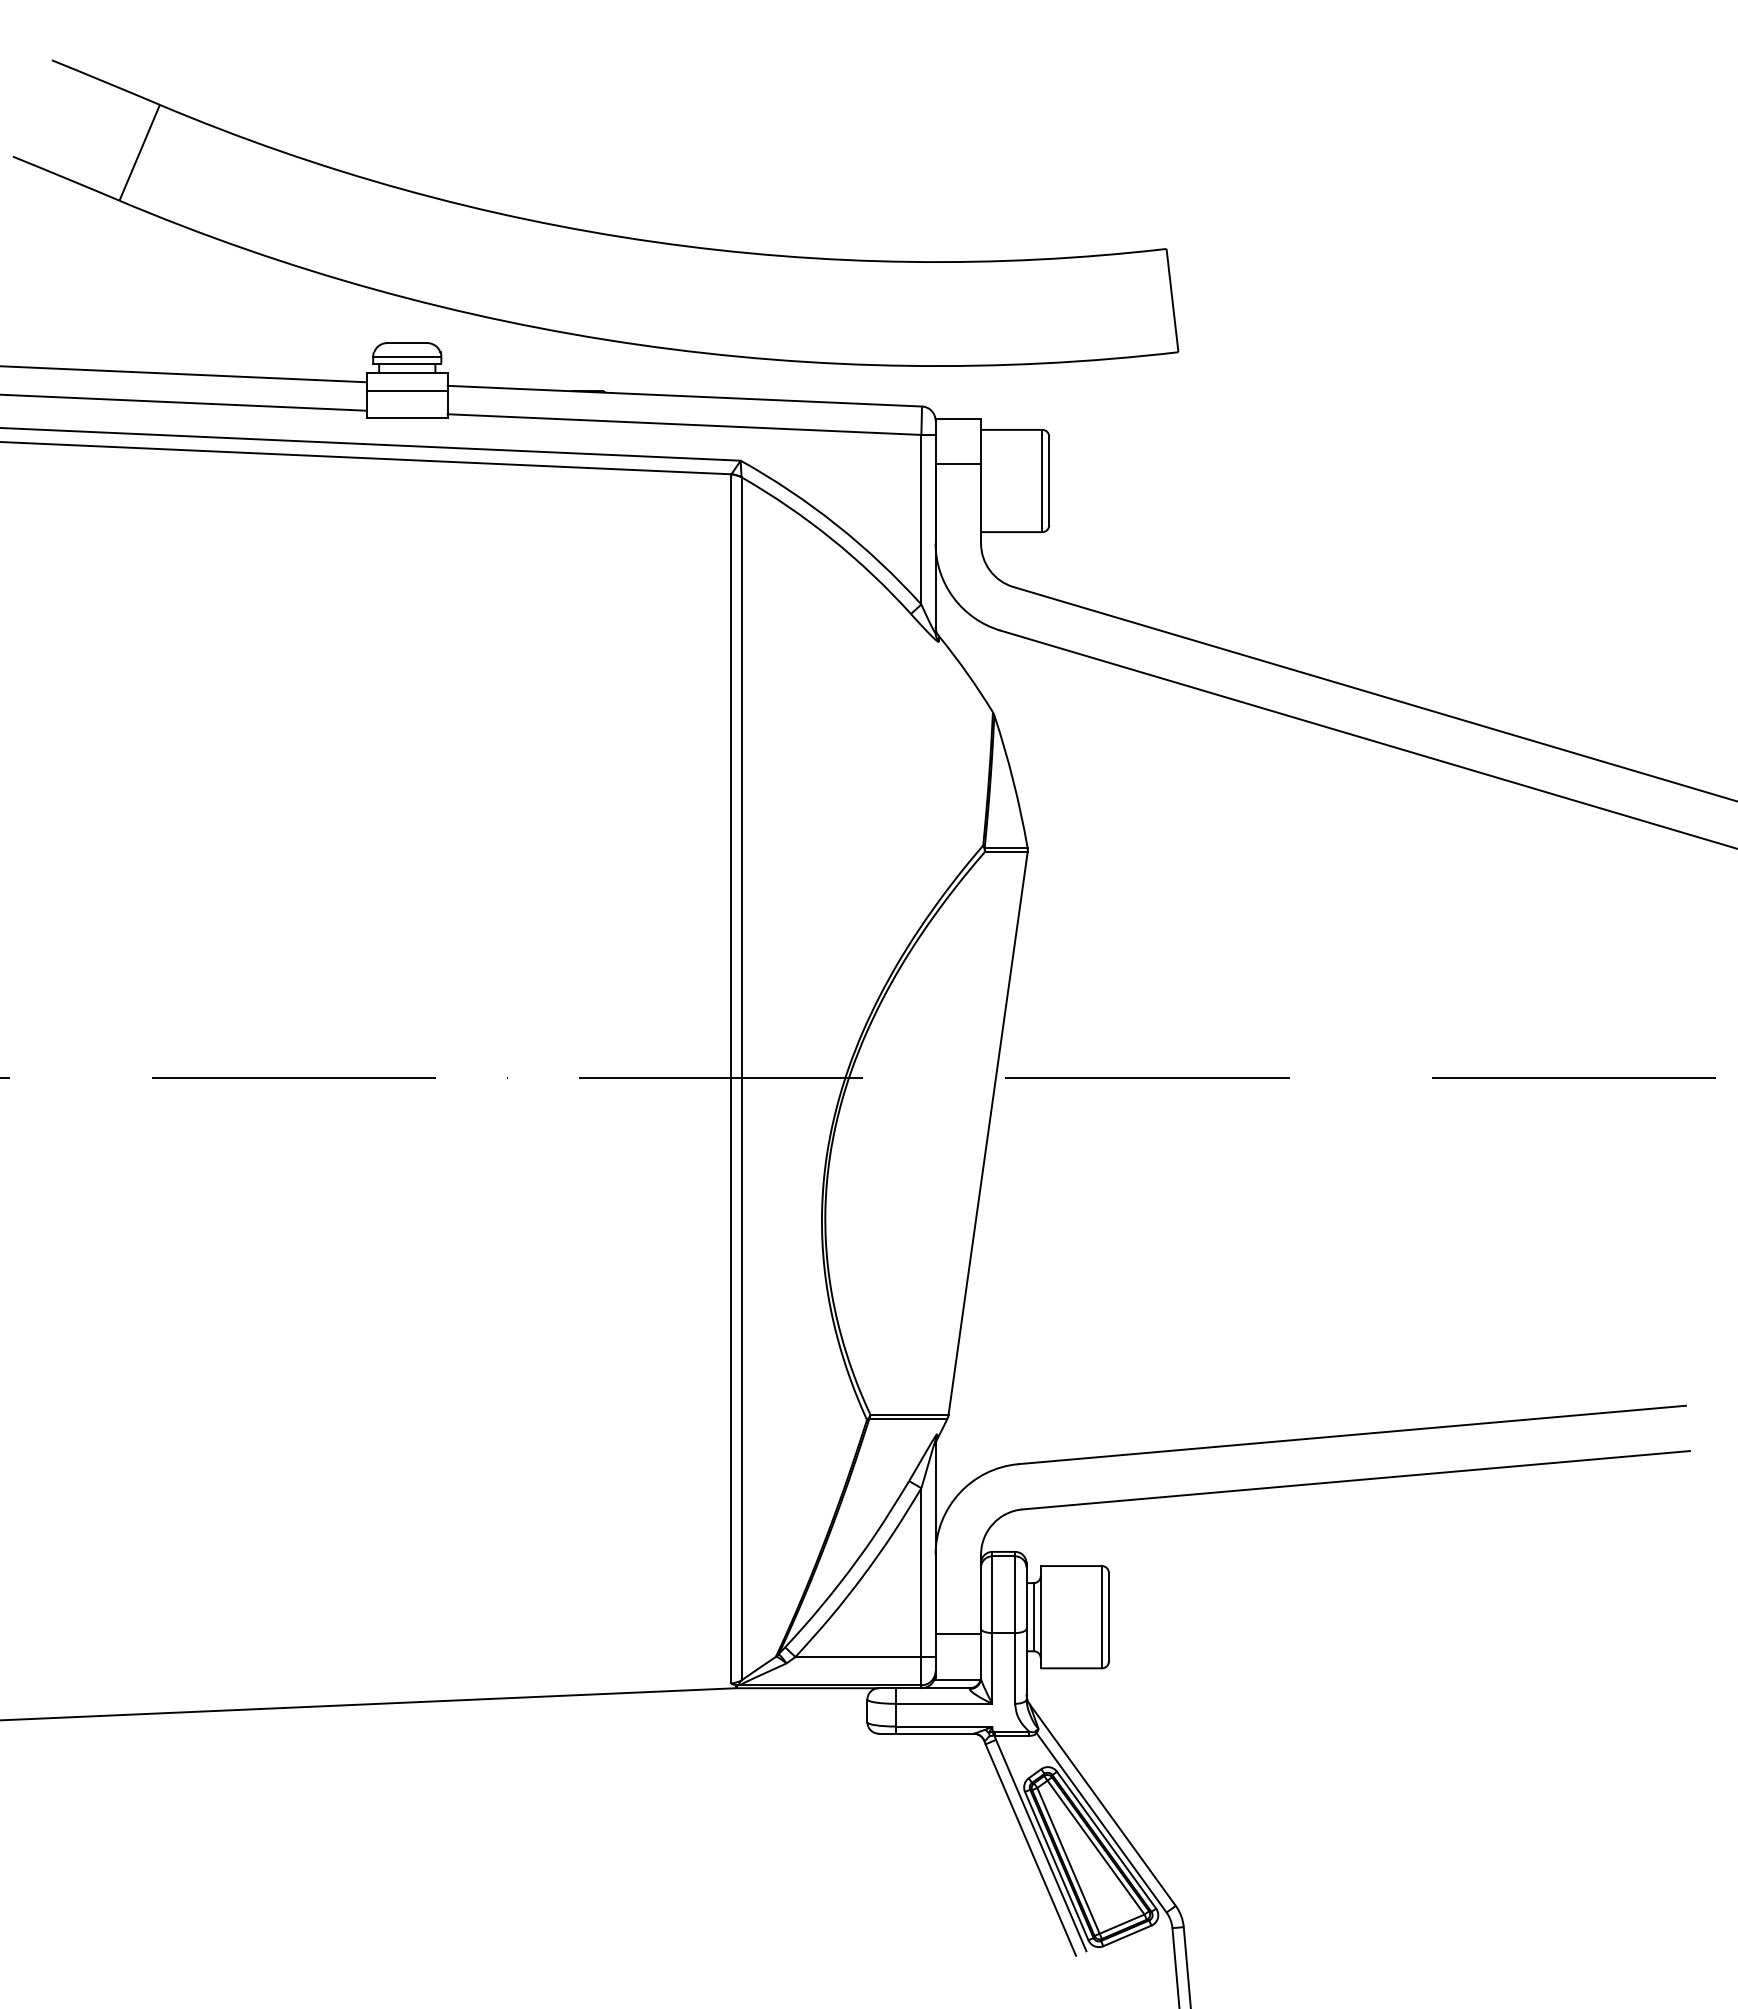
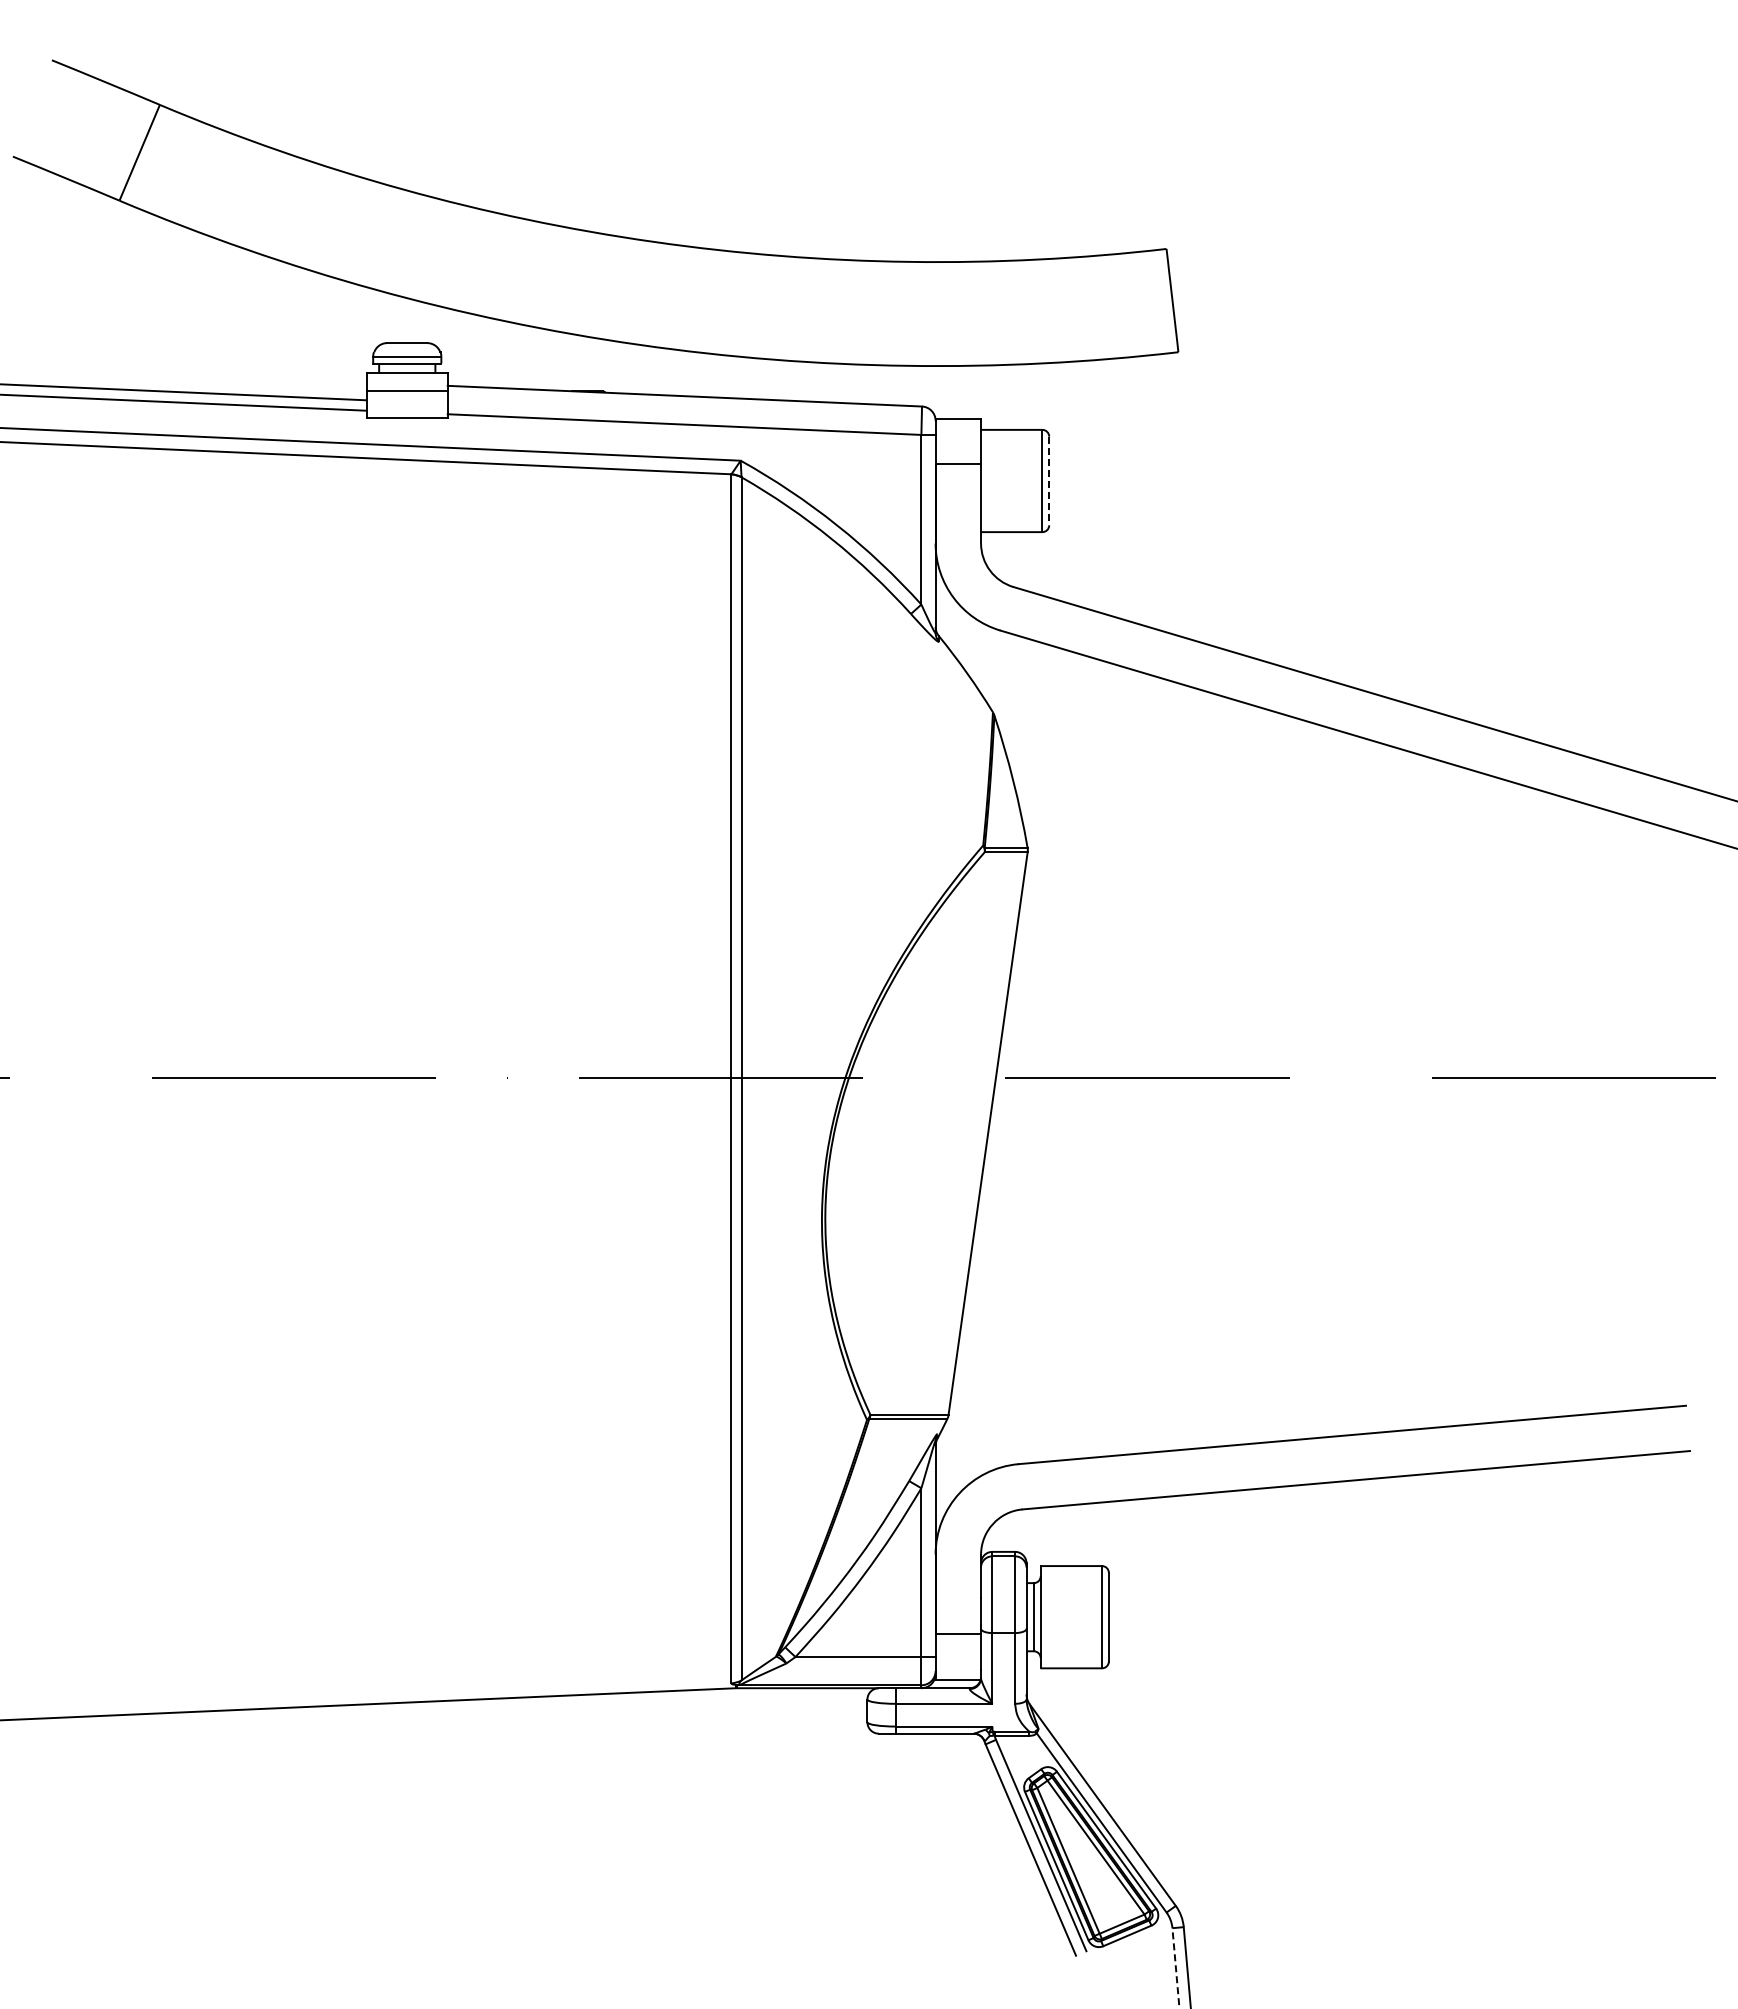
line position: (184, 374) -> (183, 392) (183, 392)
line: solid -> dashed (1049, 481)
line: solid -> dashed (1175, 1967)
